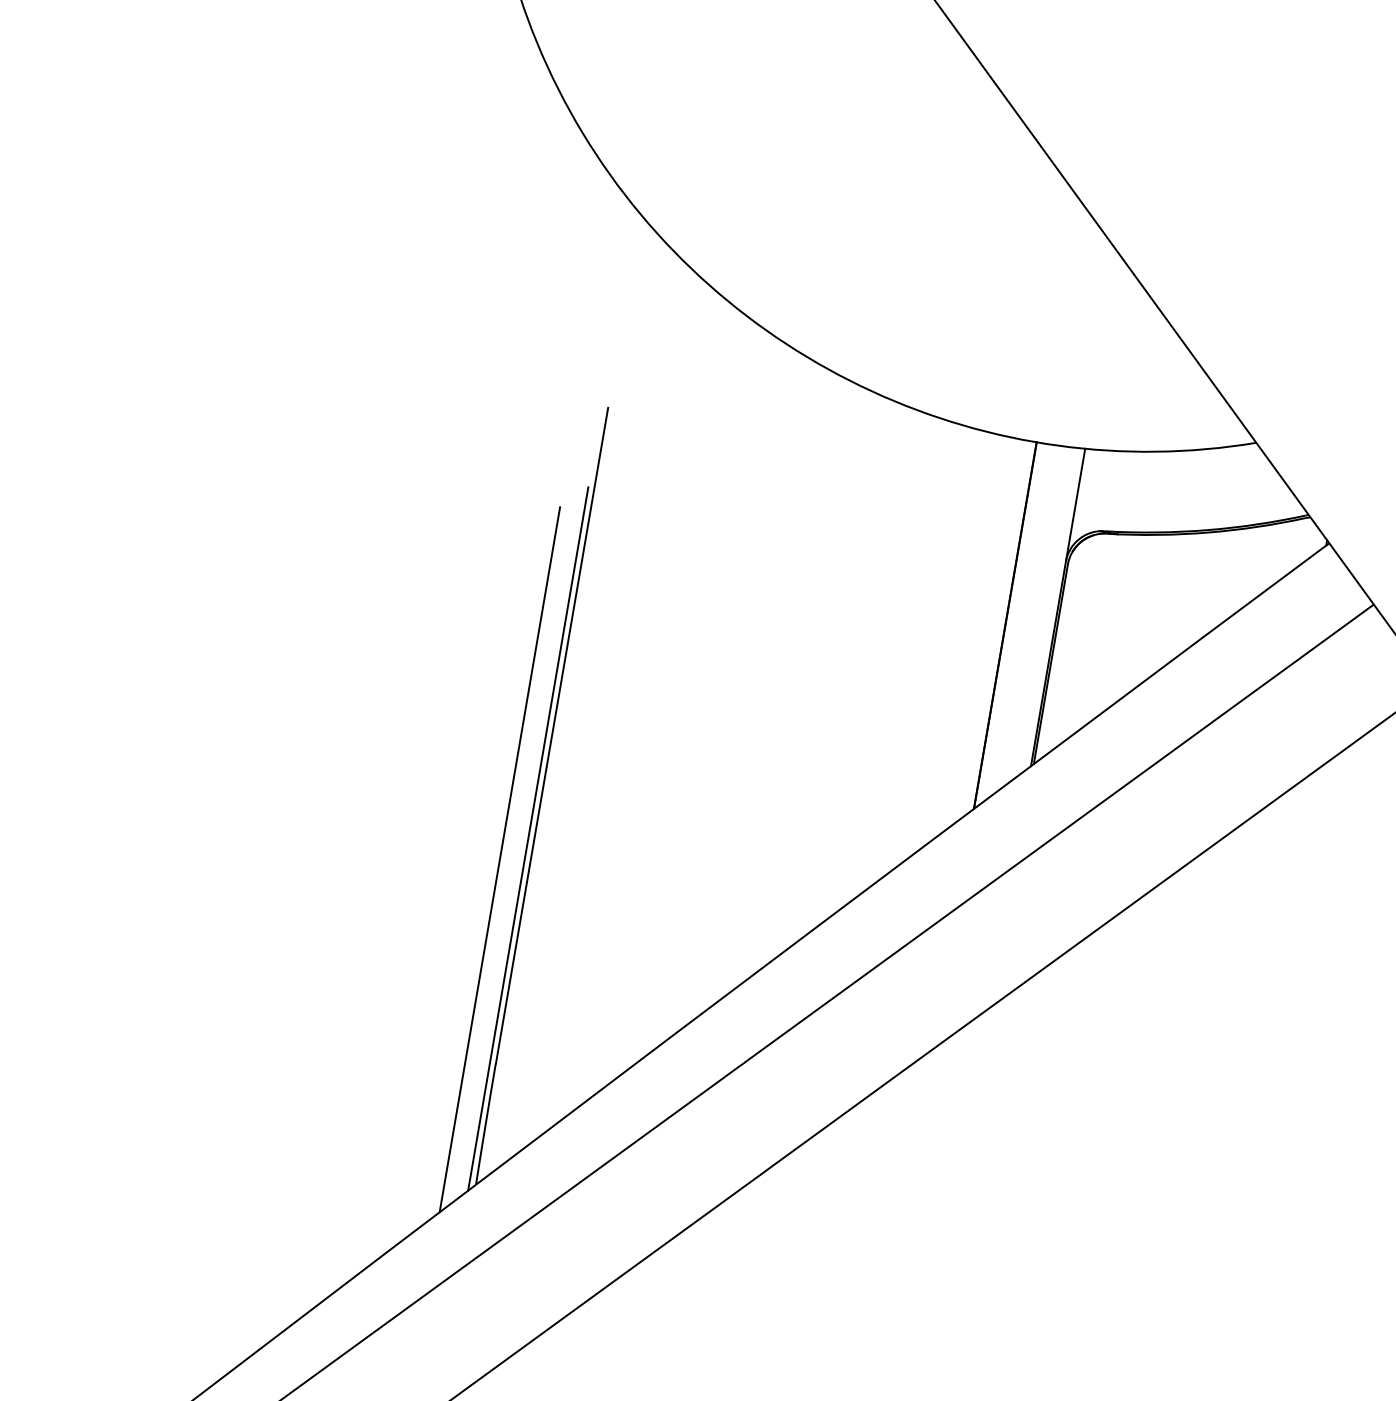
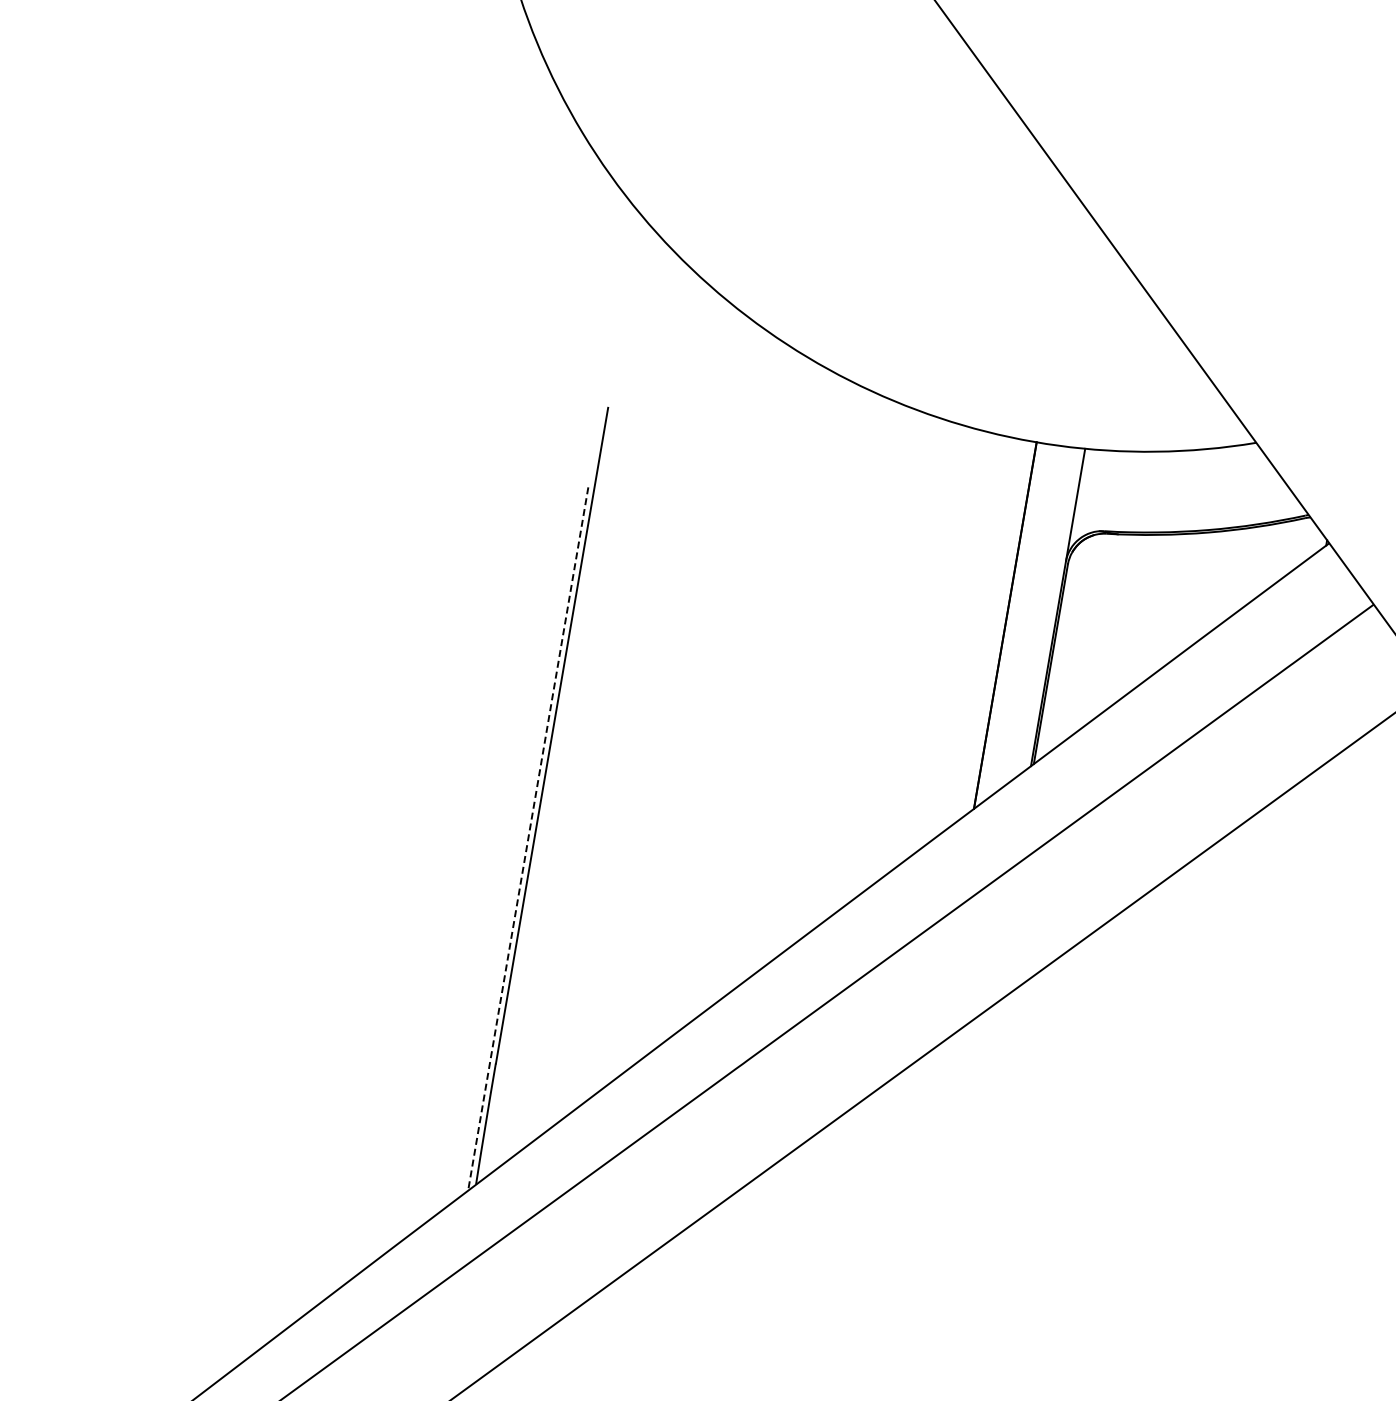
line: solid -> dashed (528, 838)
line: present -> none (499, 859)
